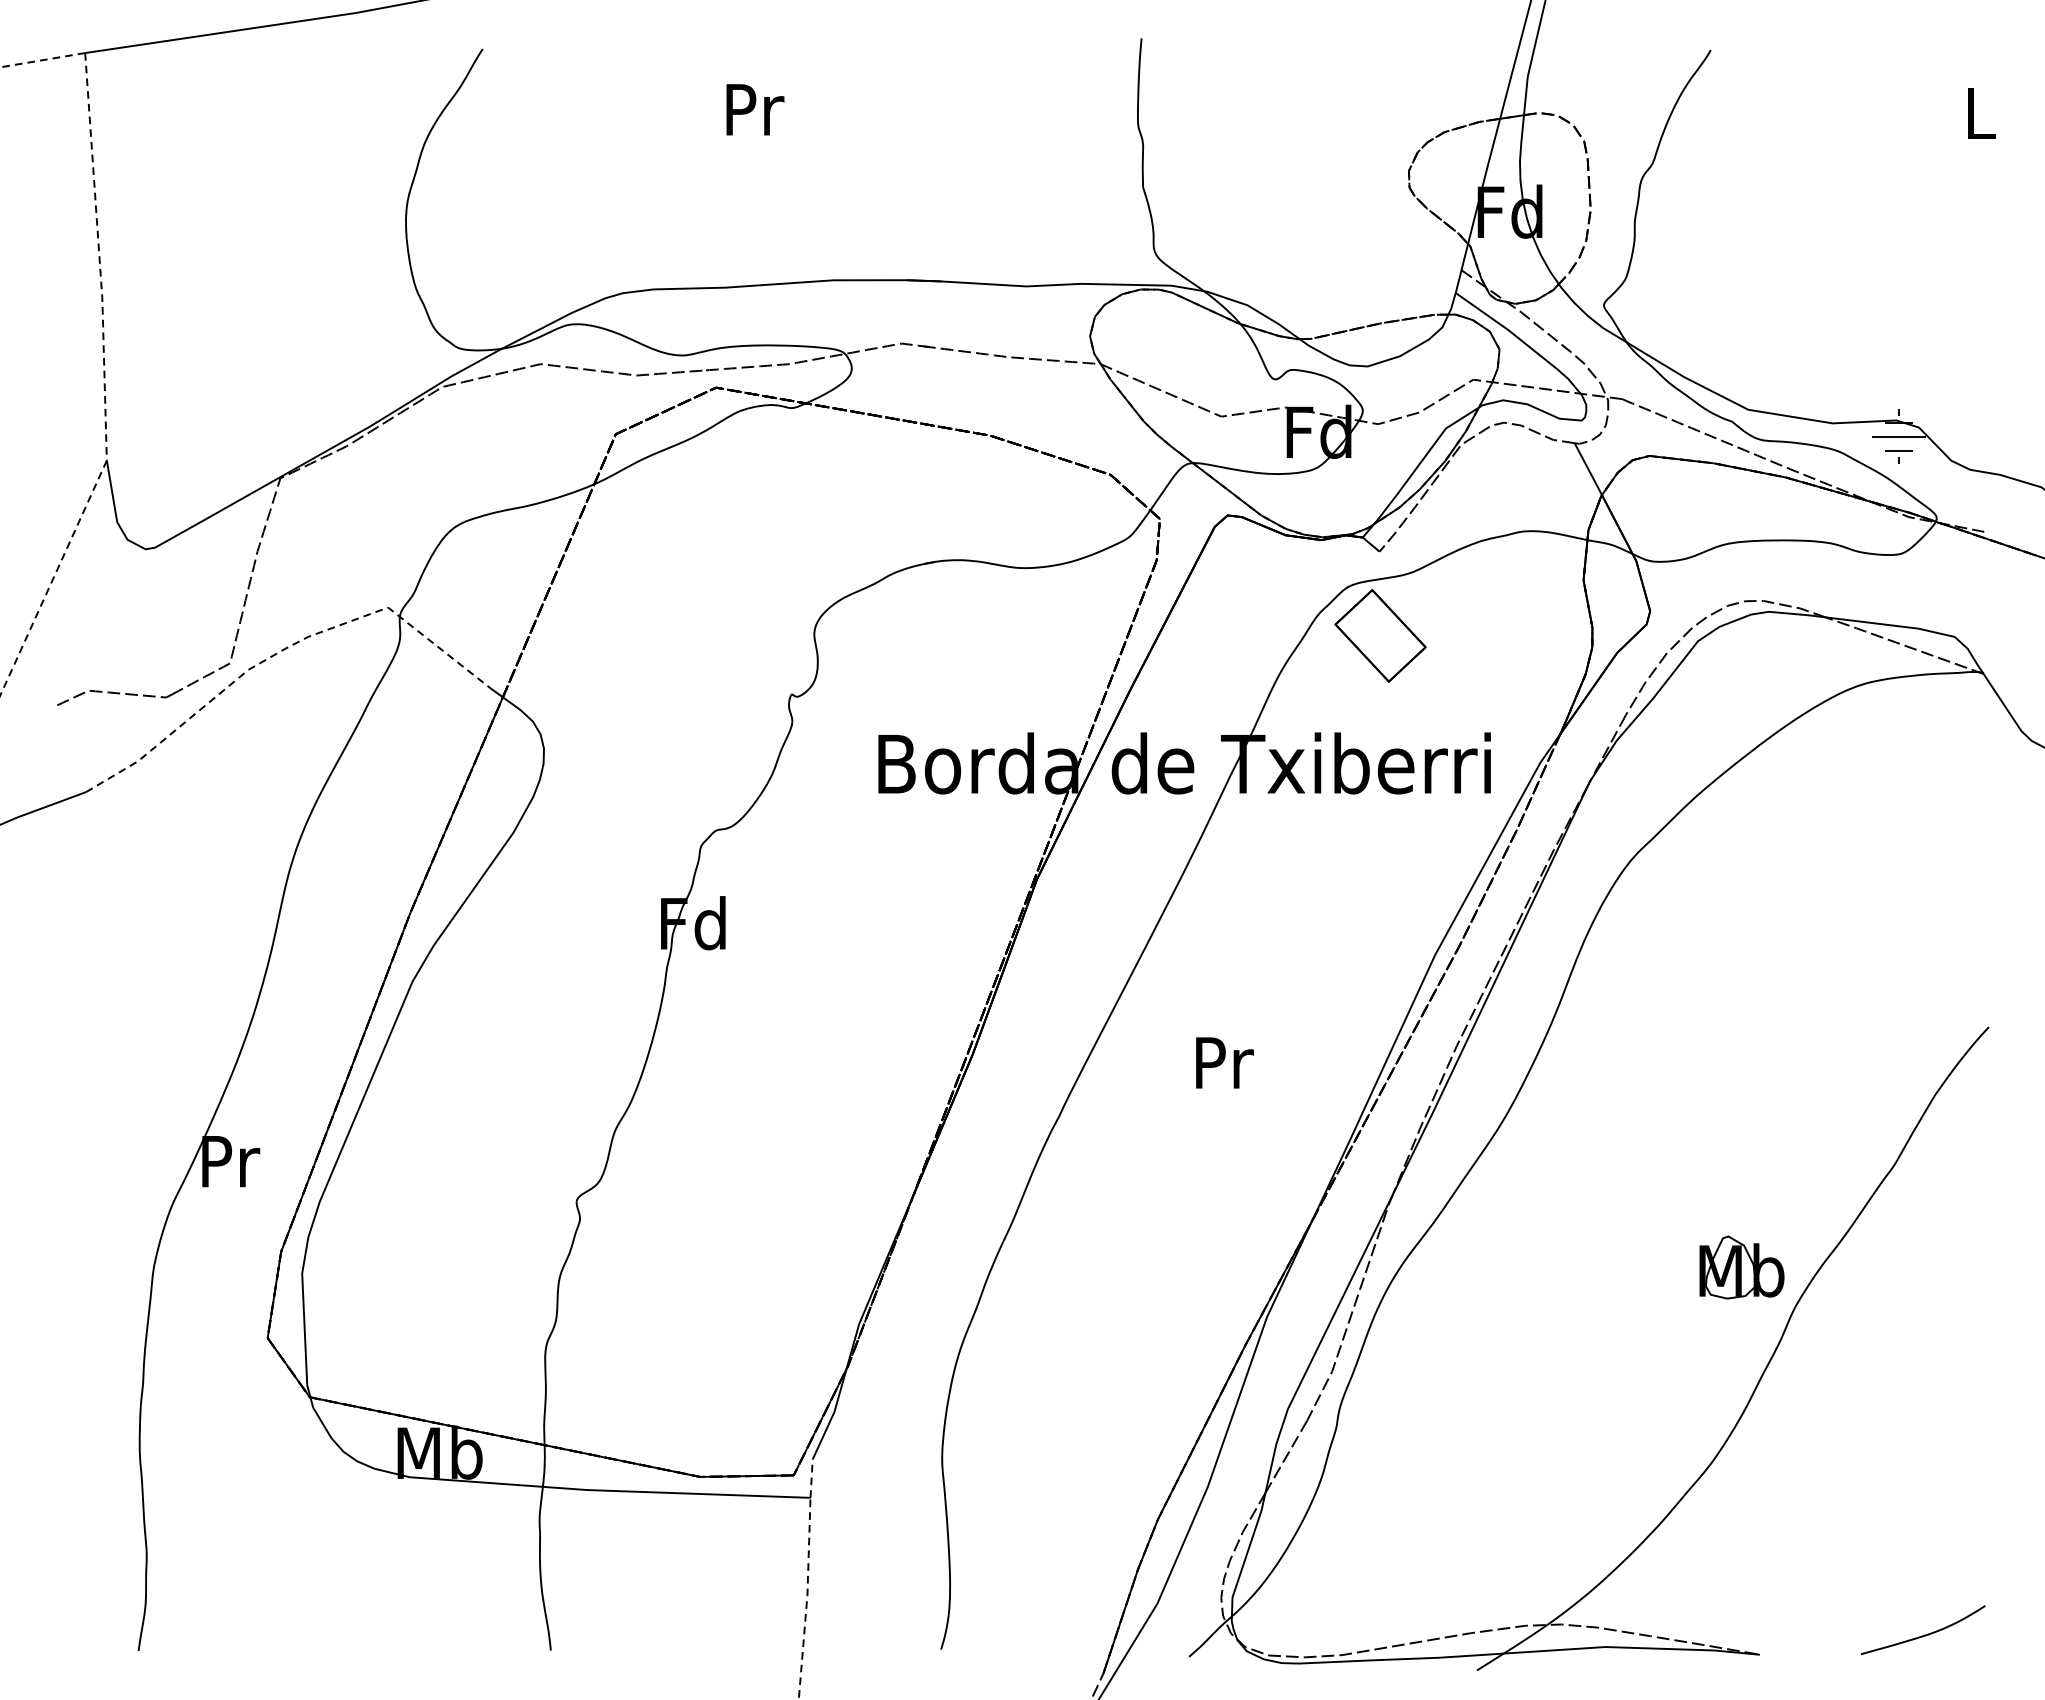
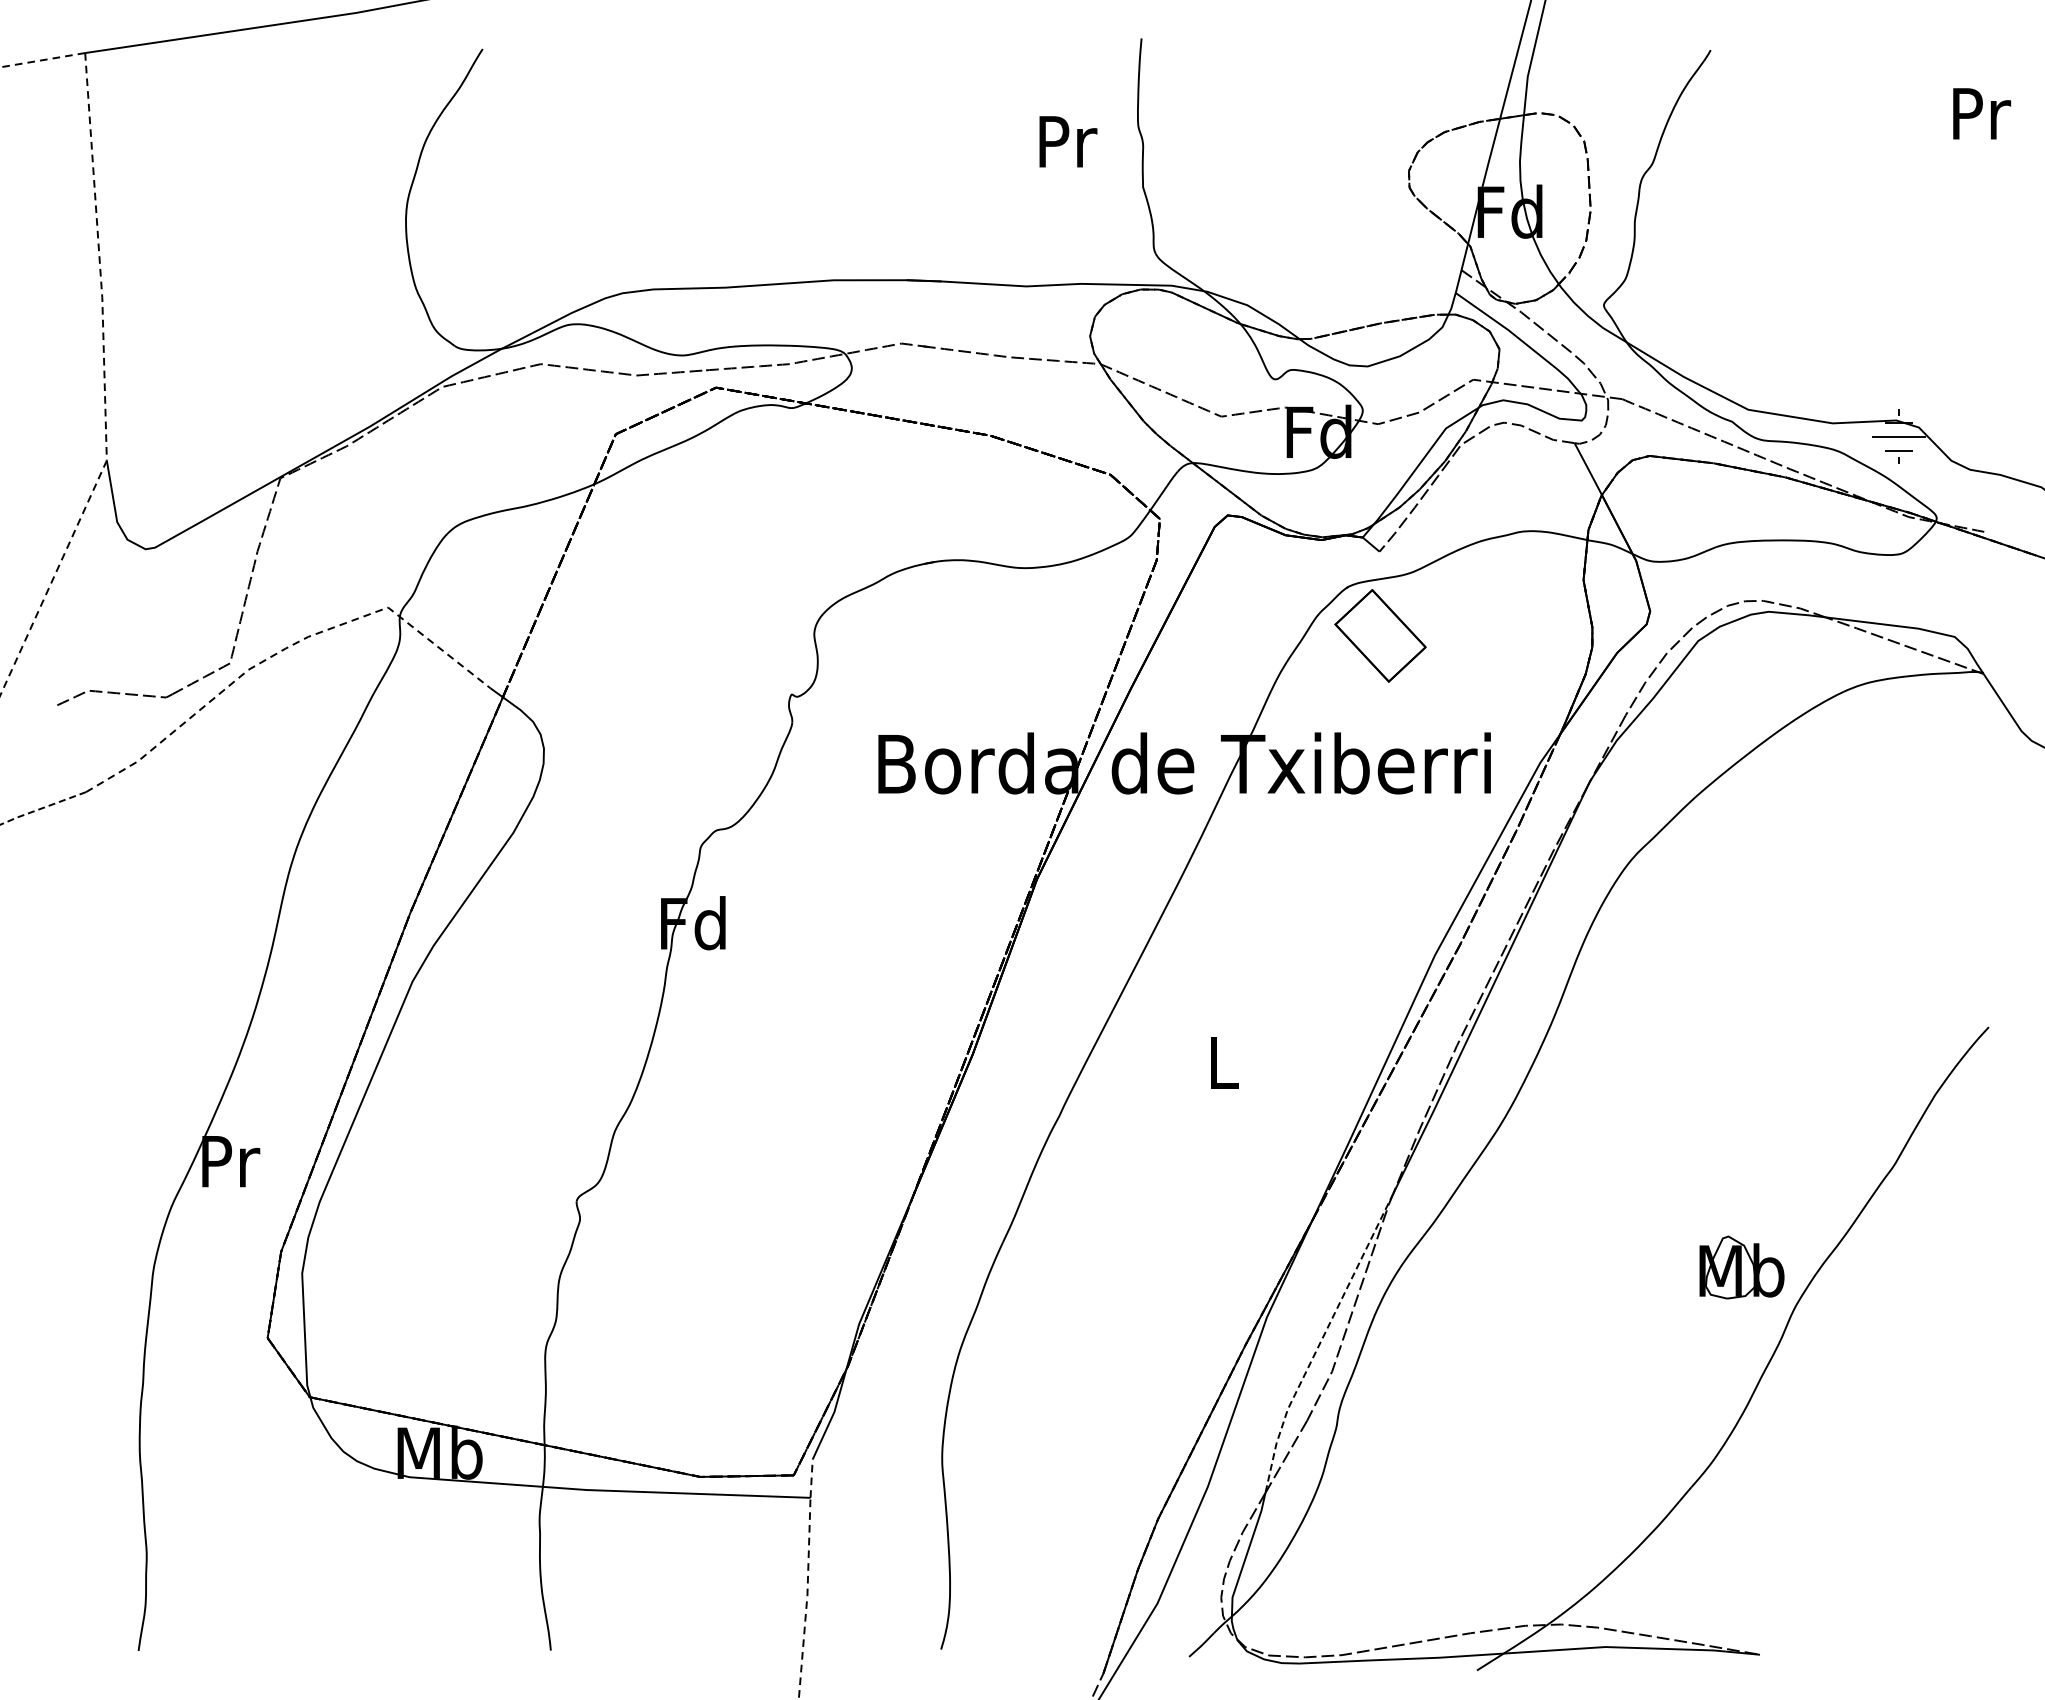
text position: (755, 109) -> (1068, 141) (1068, 141)
text: L -> Pr (1982, 113)
line: solid -> dashed (43, 807)
text: Pr -> L (1224, 1062)
line: solid -> dashed (1320, 1341)
curve: present -> none (1924, 1634)
